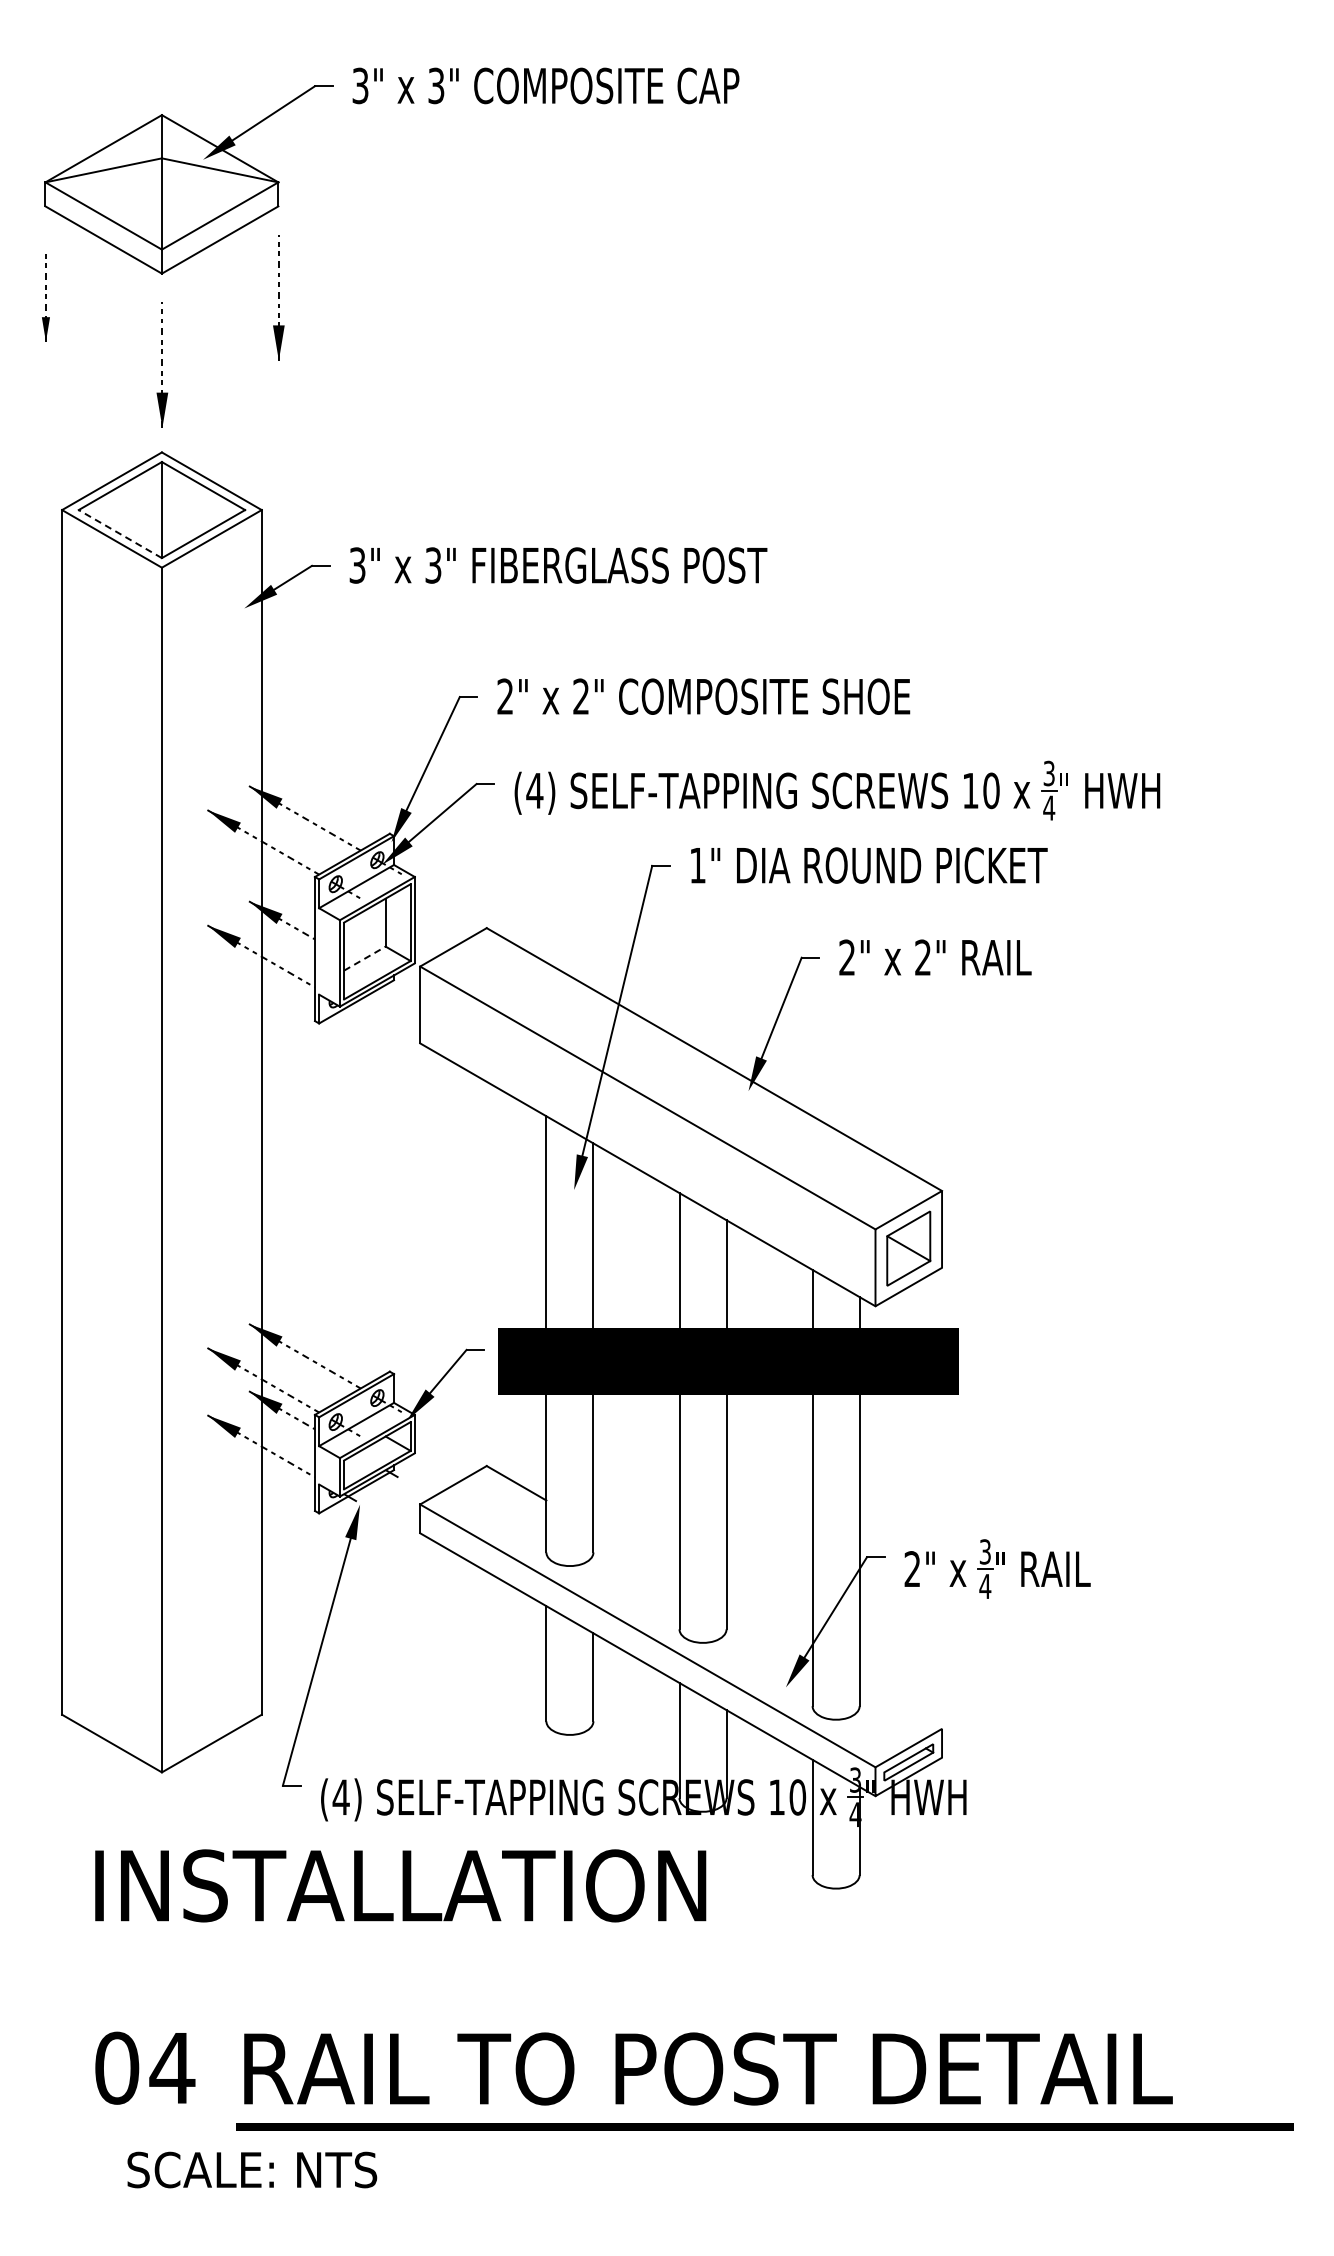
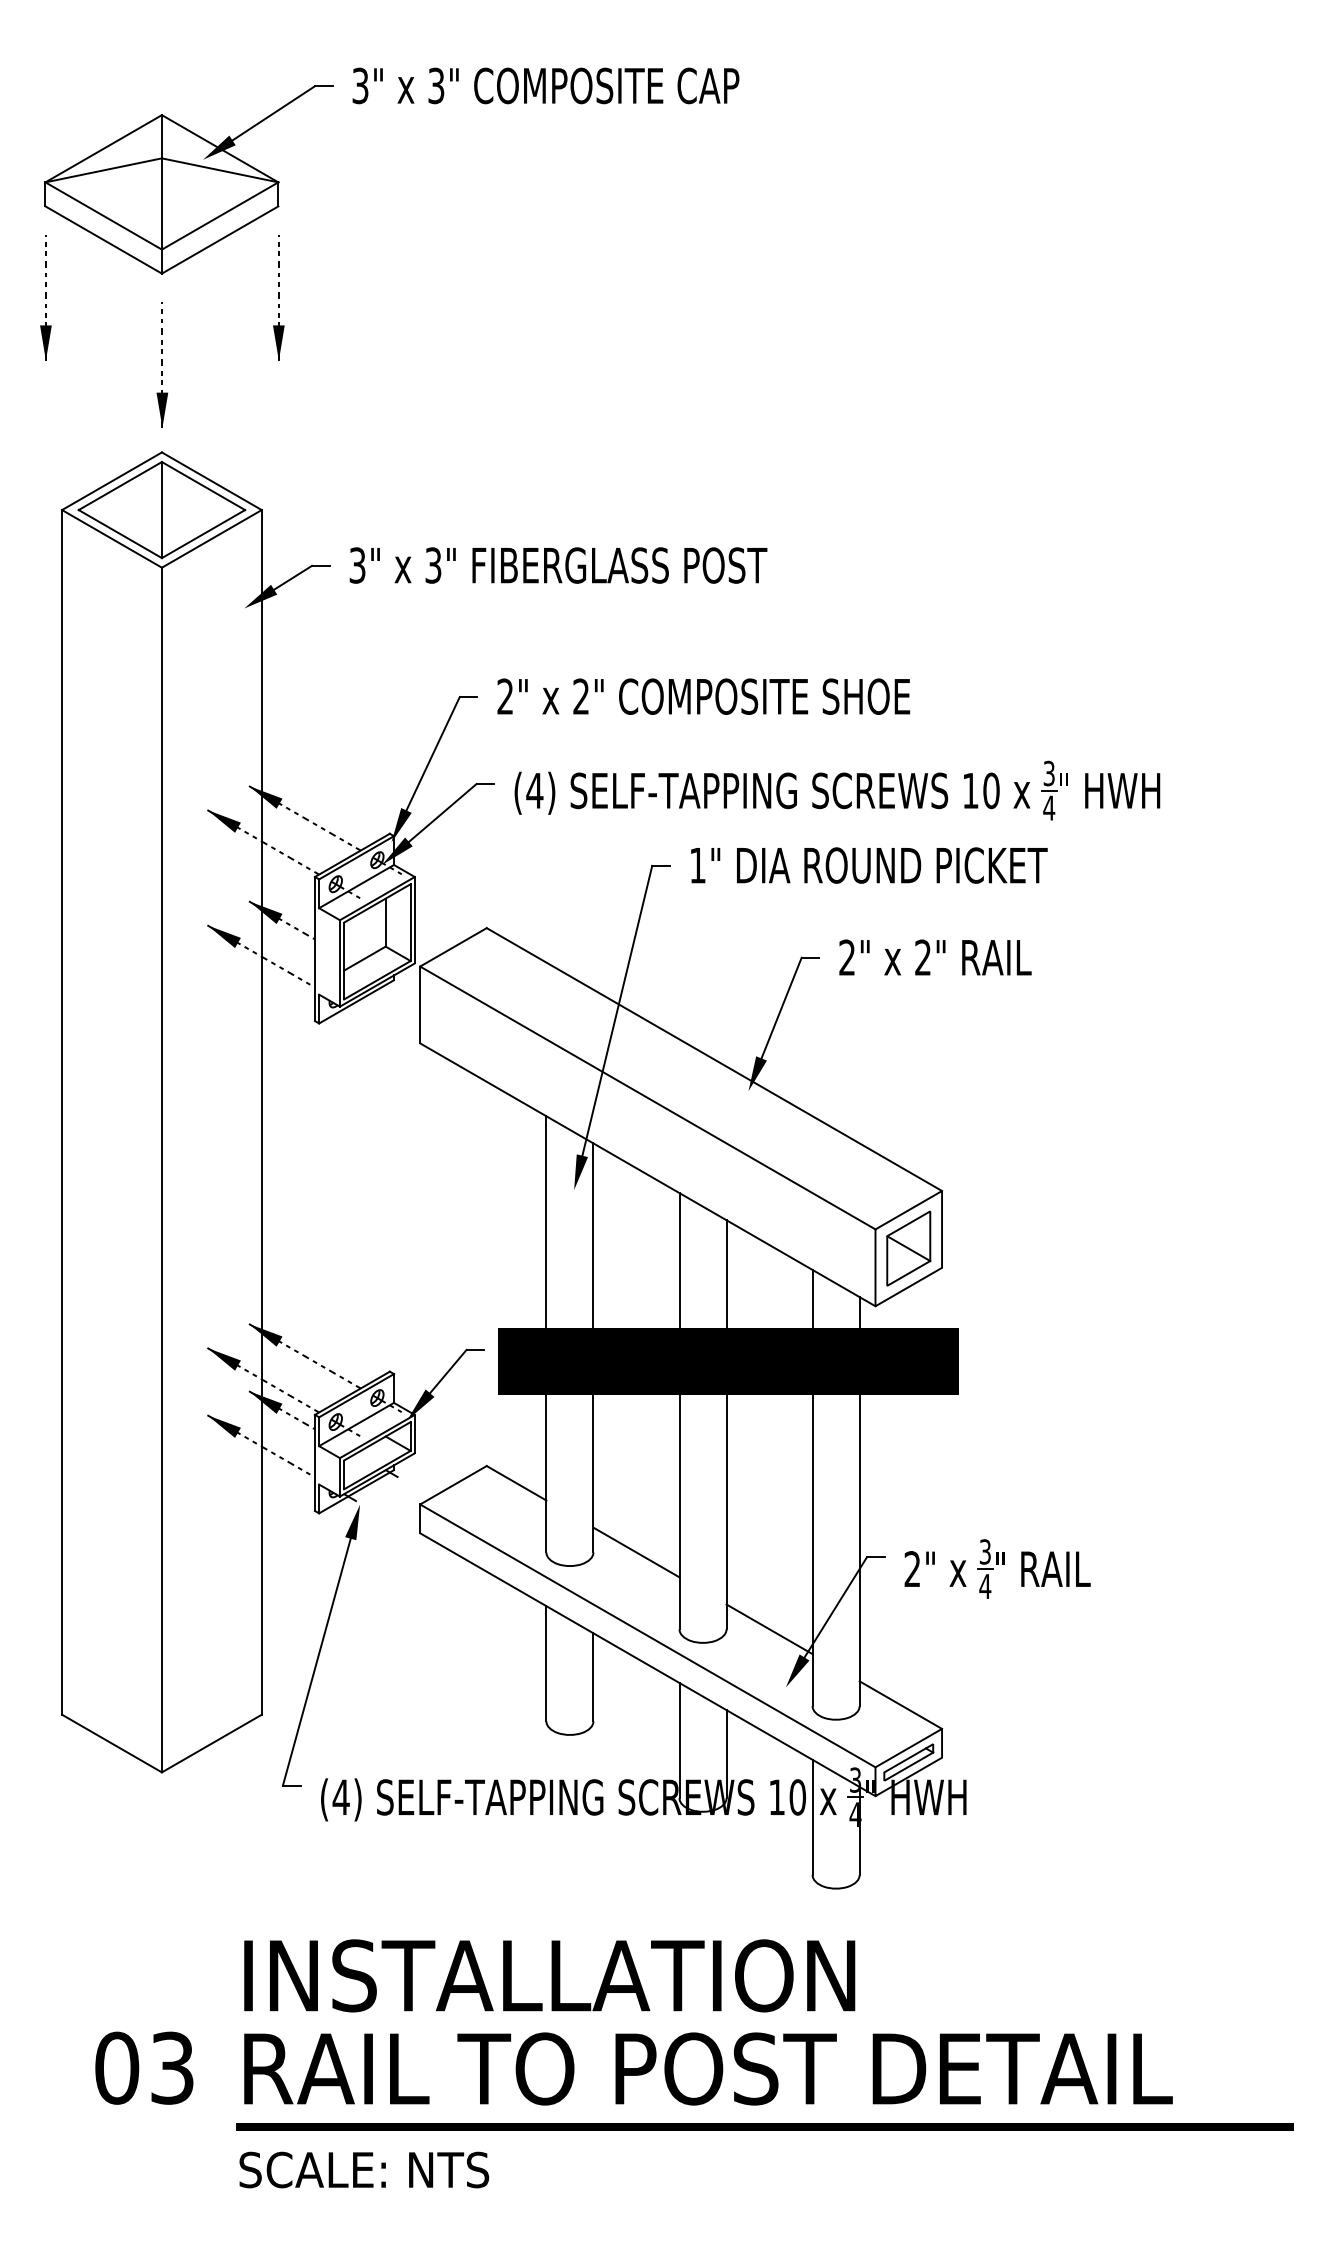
part size: 8x88 px -> 12x126 px (45, 297)
line: dashed -> solid (119, 533)
line: dashed -> solid (365, 958)
line: none -> present (636, 1552)
line: none -> present (769, 1629)
line: none -> present (900, 1704)
text position: (400, 1885) -> (549, 1975) (549, 1975)
text: 04 -> 03 (172, 2067)
text position: (252, 2169) -> (364, 2169) (364, 2169)
